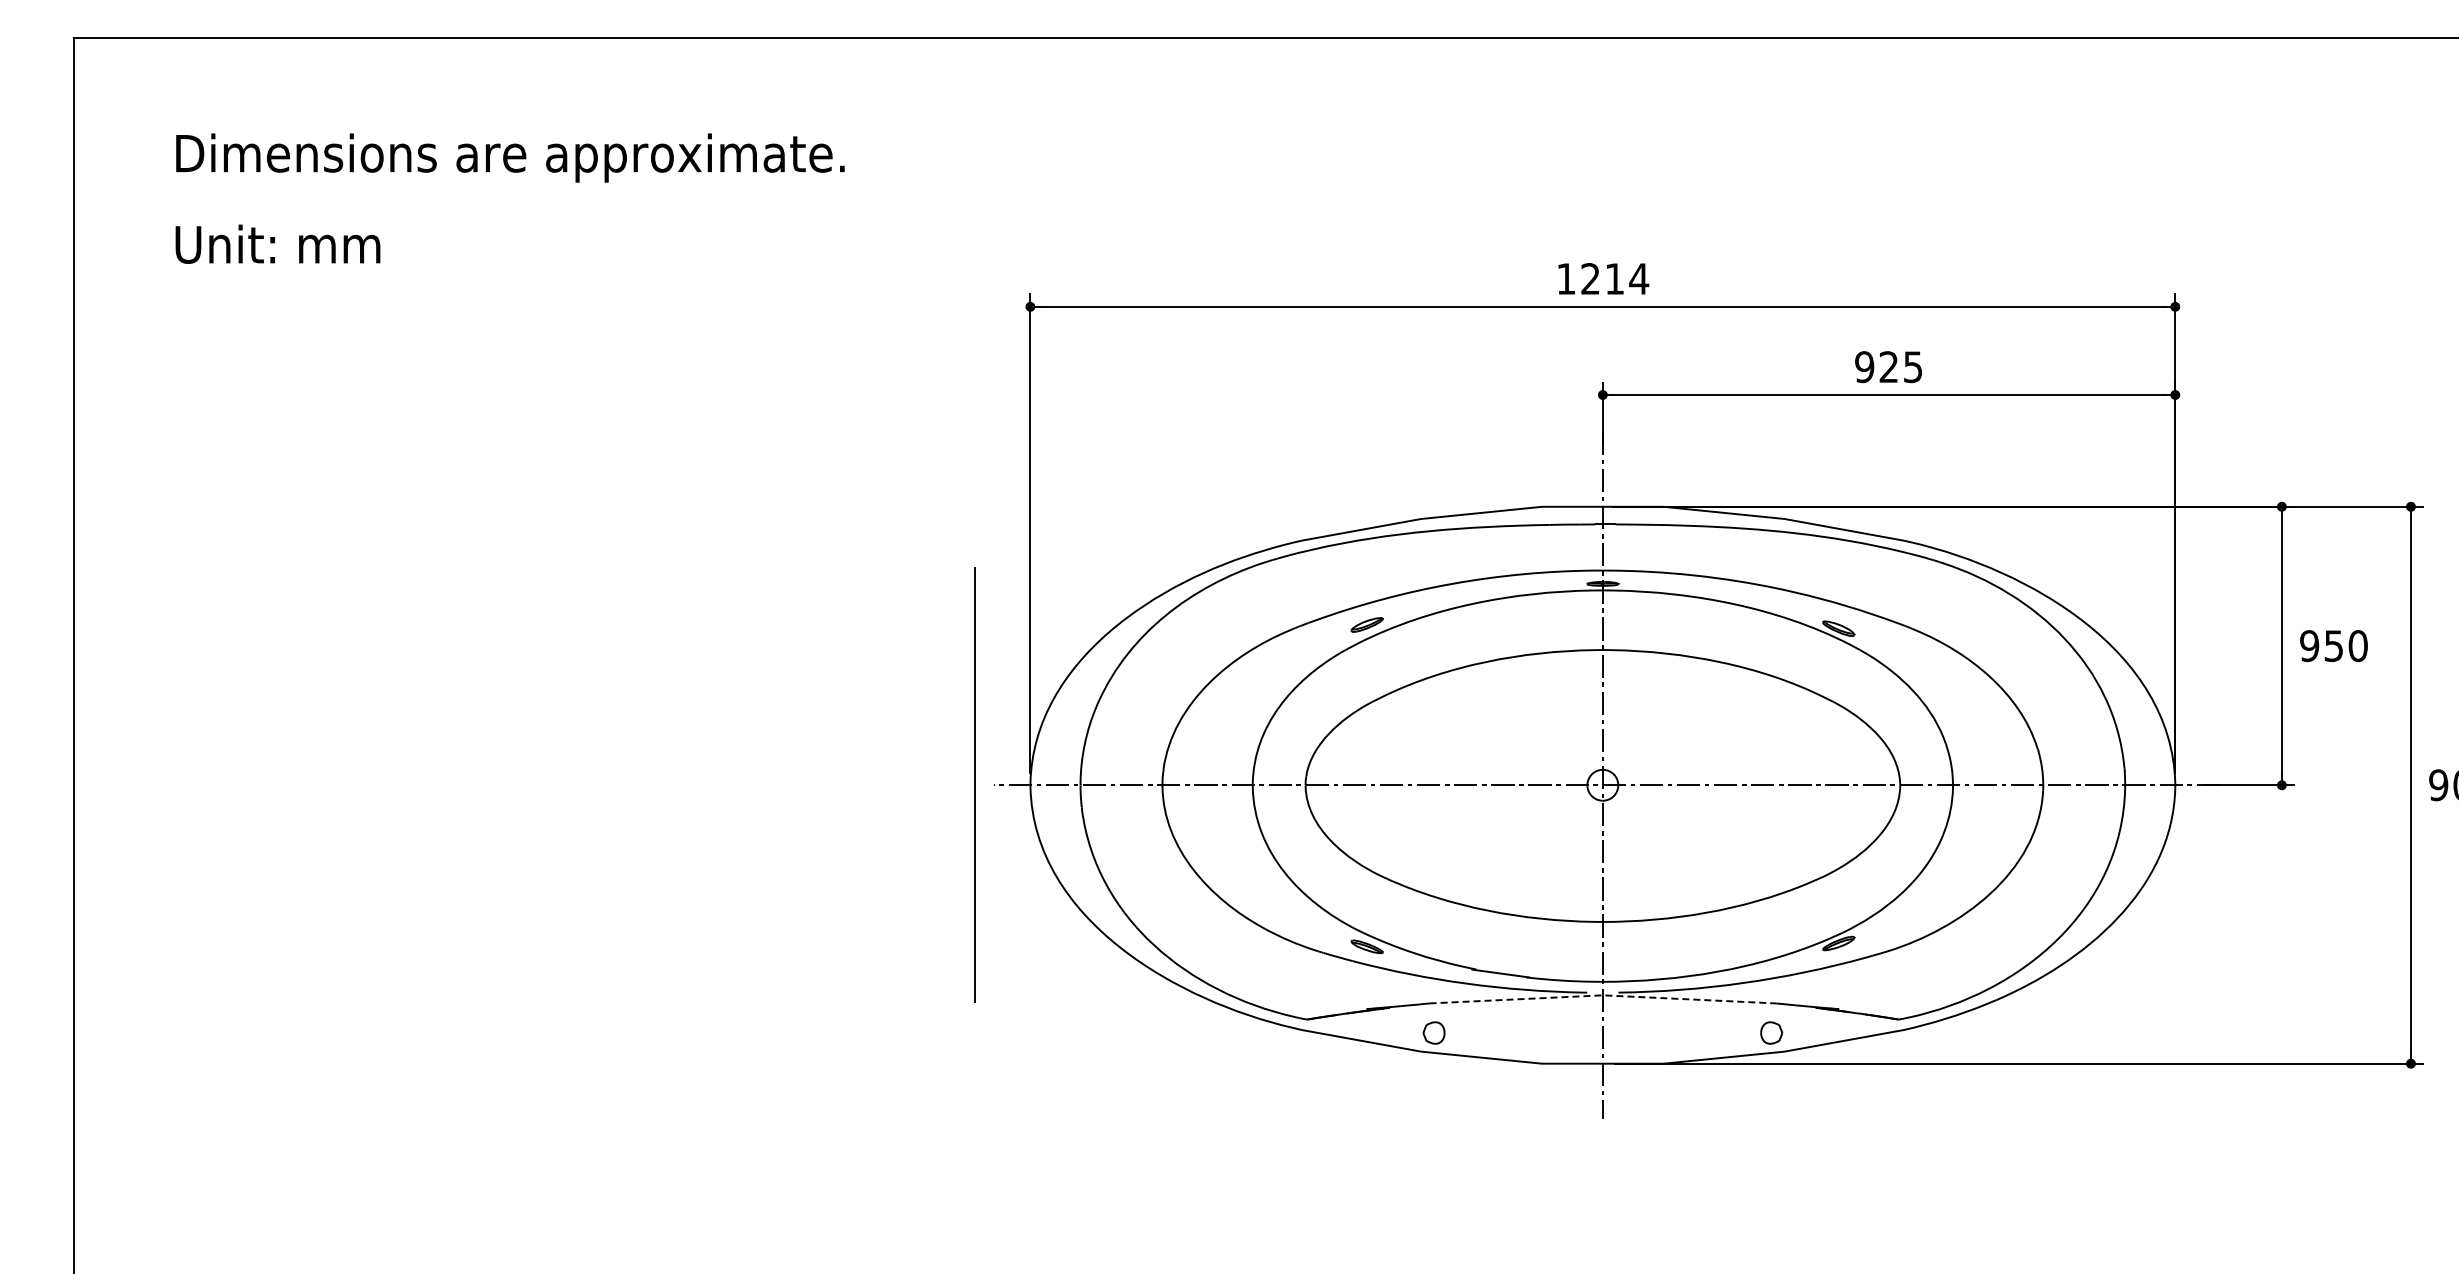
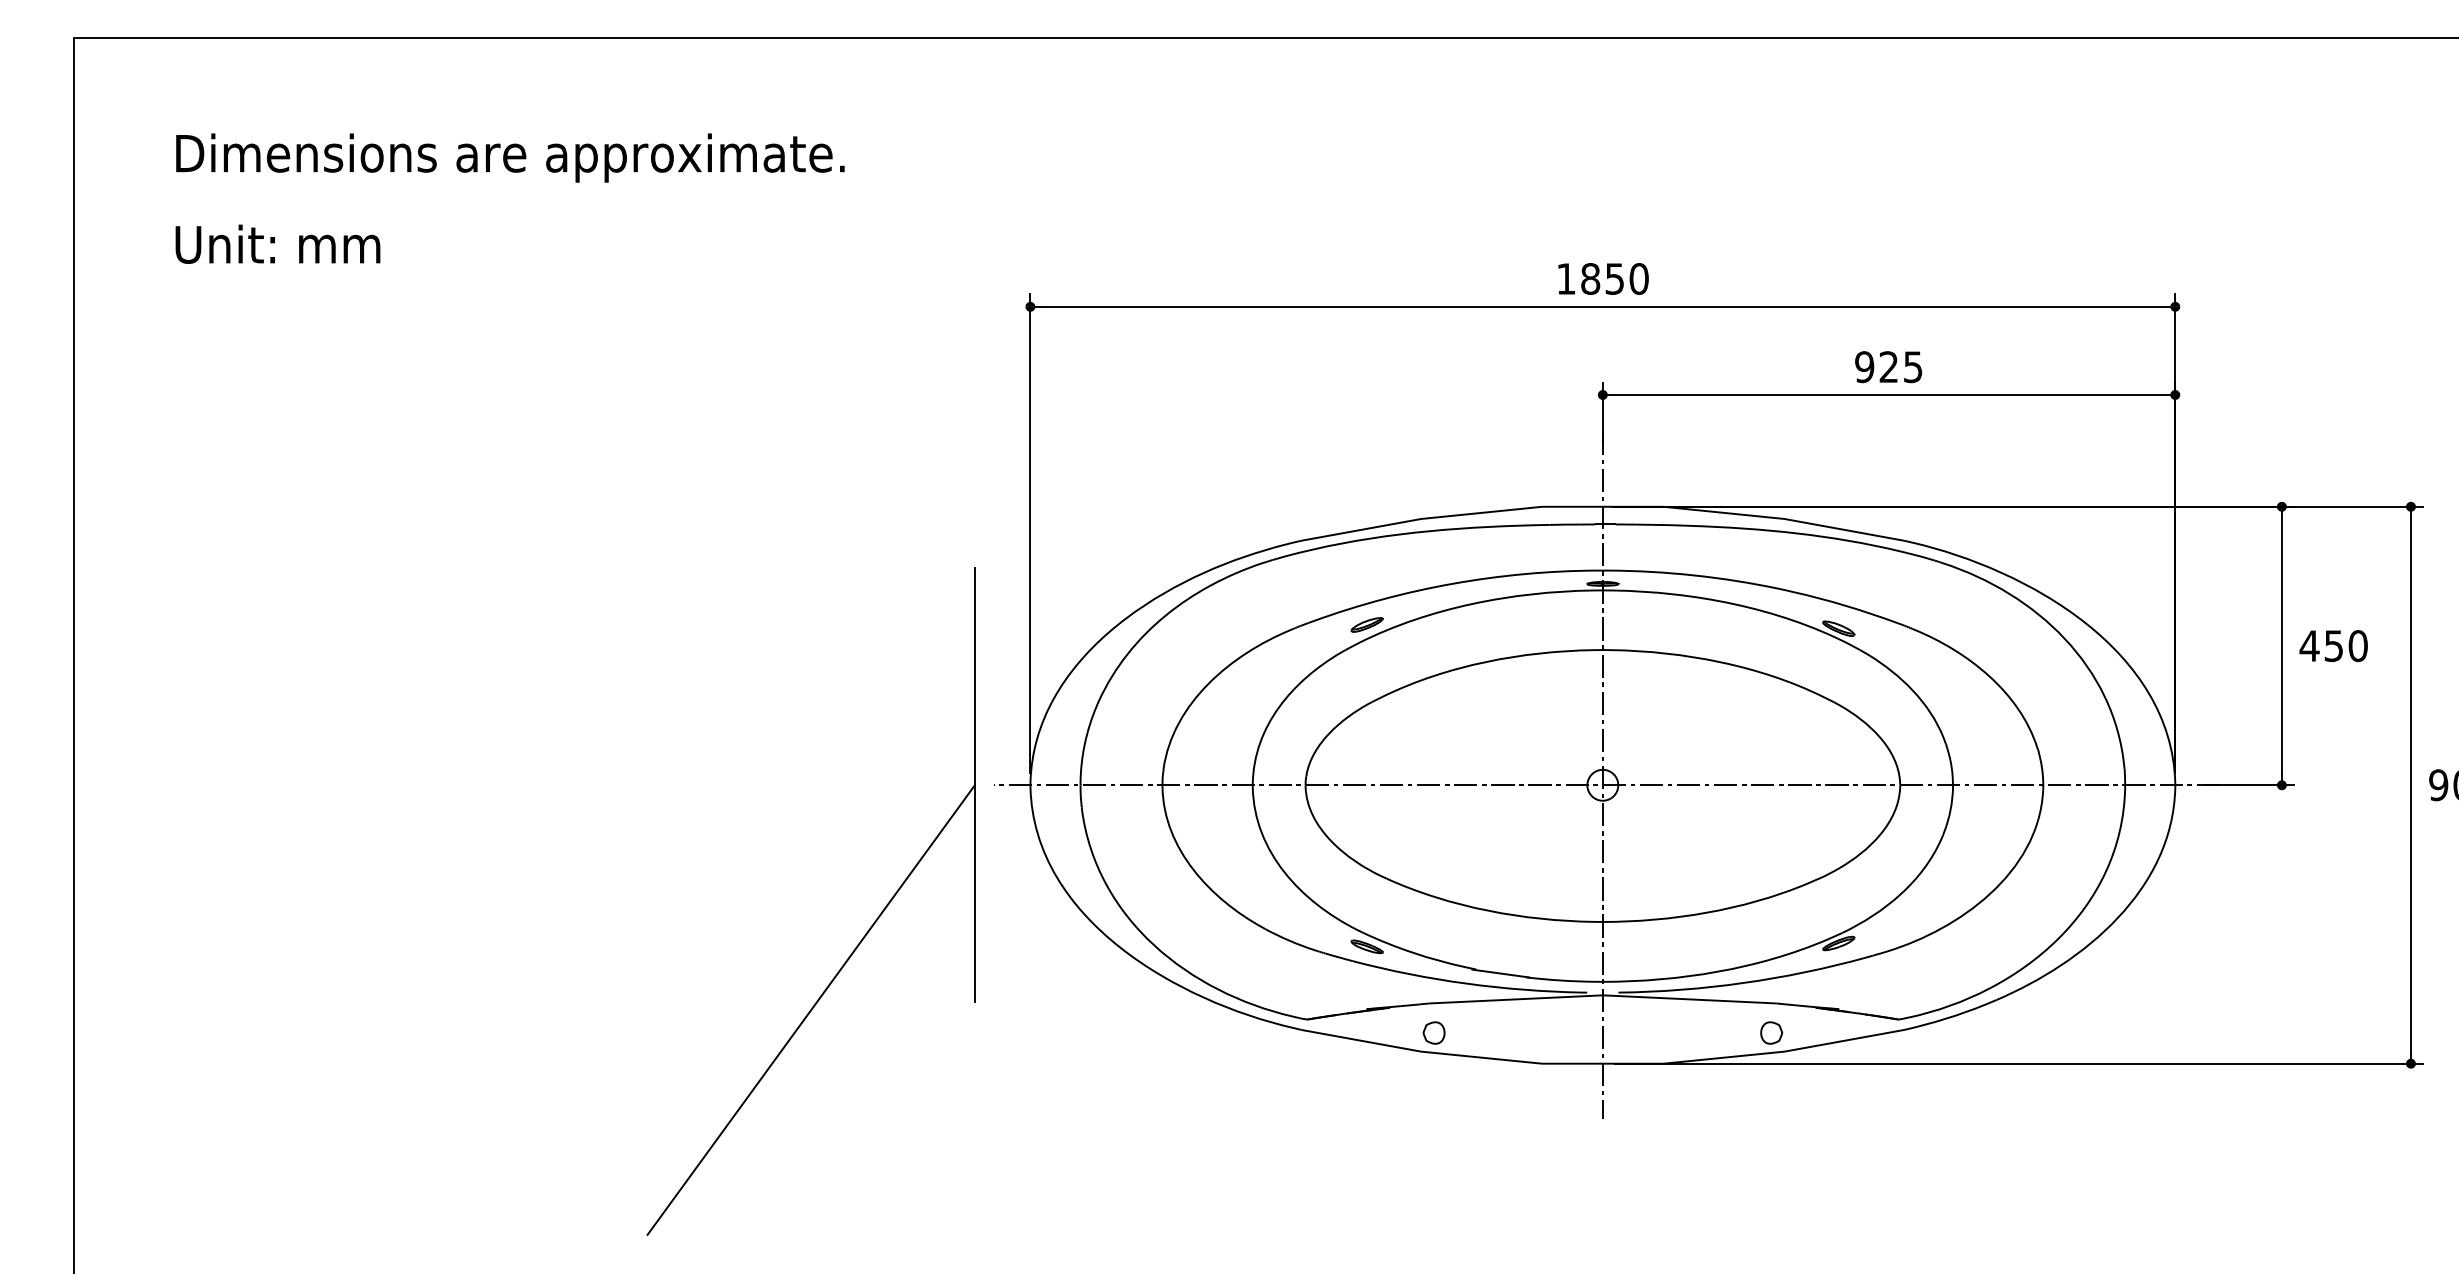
text: 1214 -> 1850 (1615, 278)
text: 950 -> 450 (2309, 646)
line: dashed -> solid (1603, 995)
line: none -> present (810, 1009)
